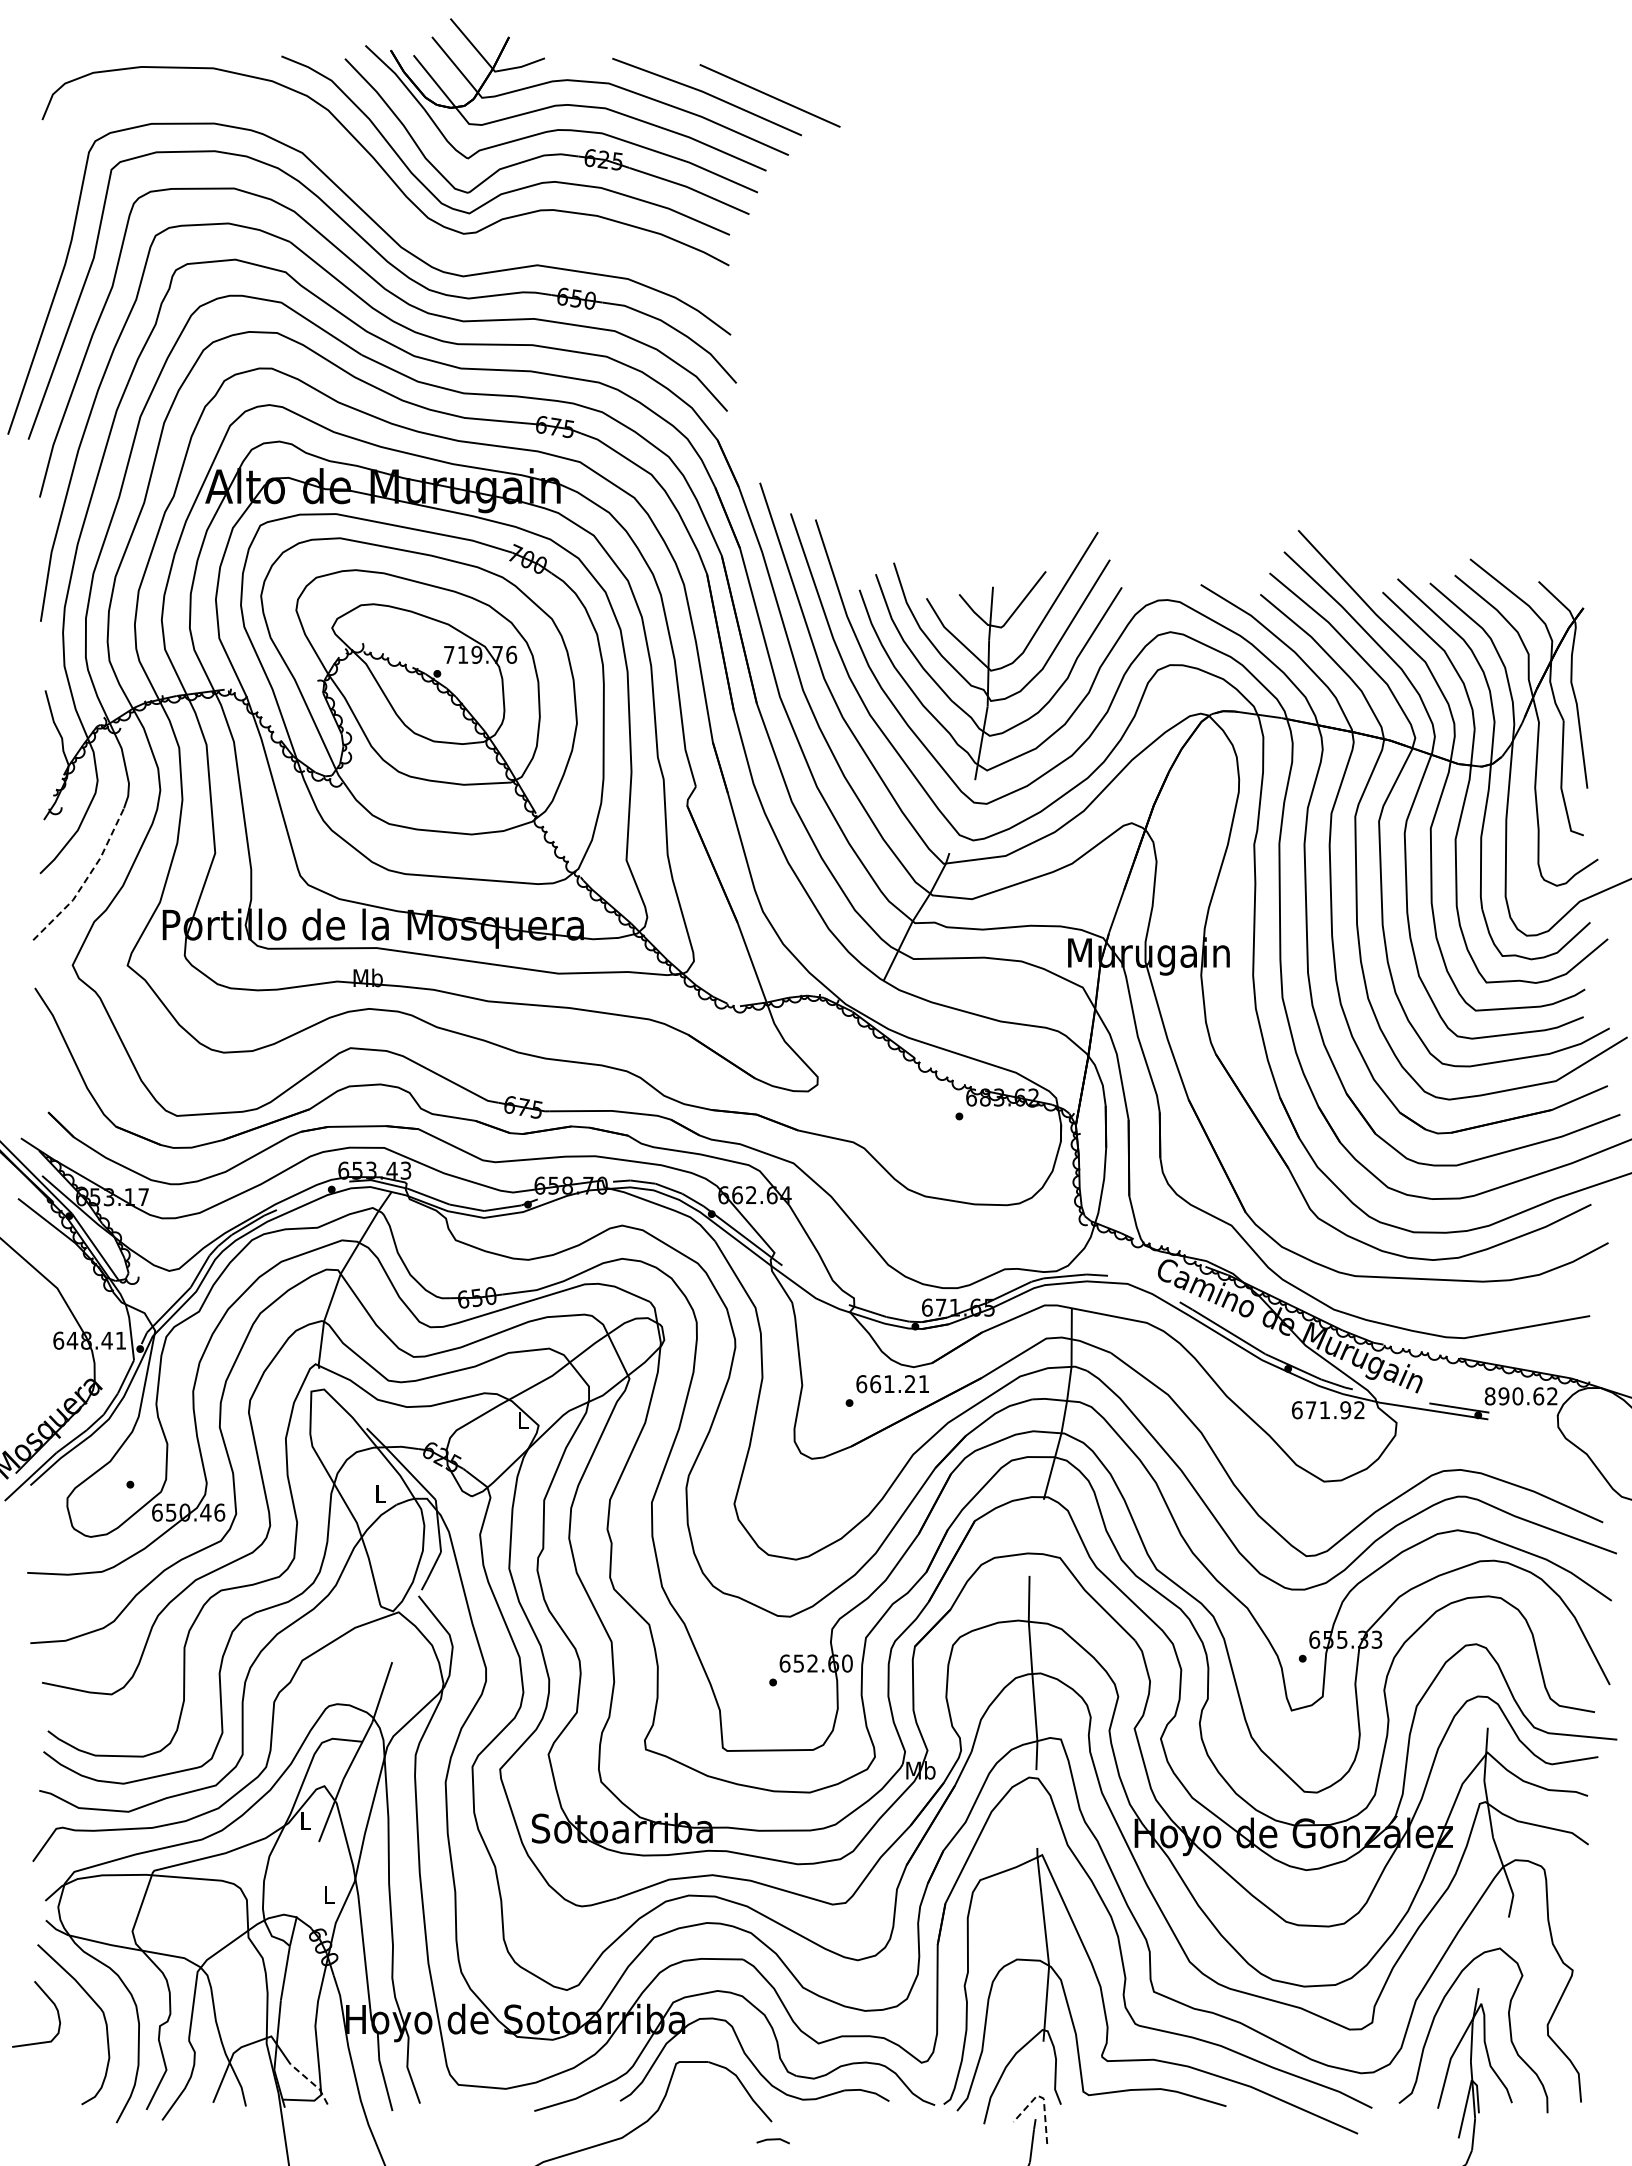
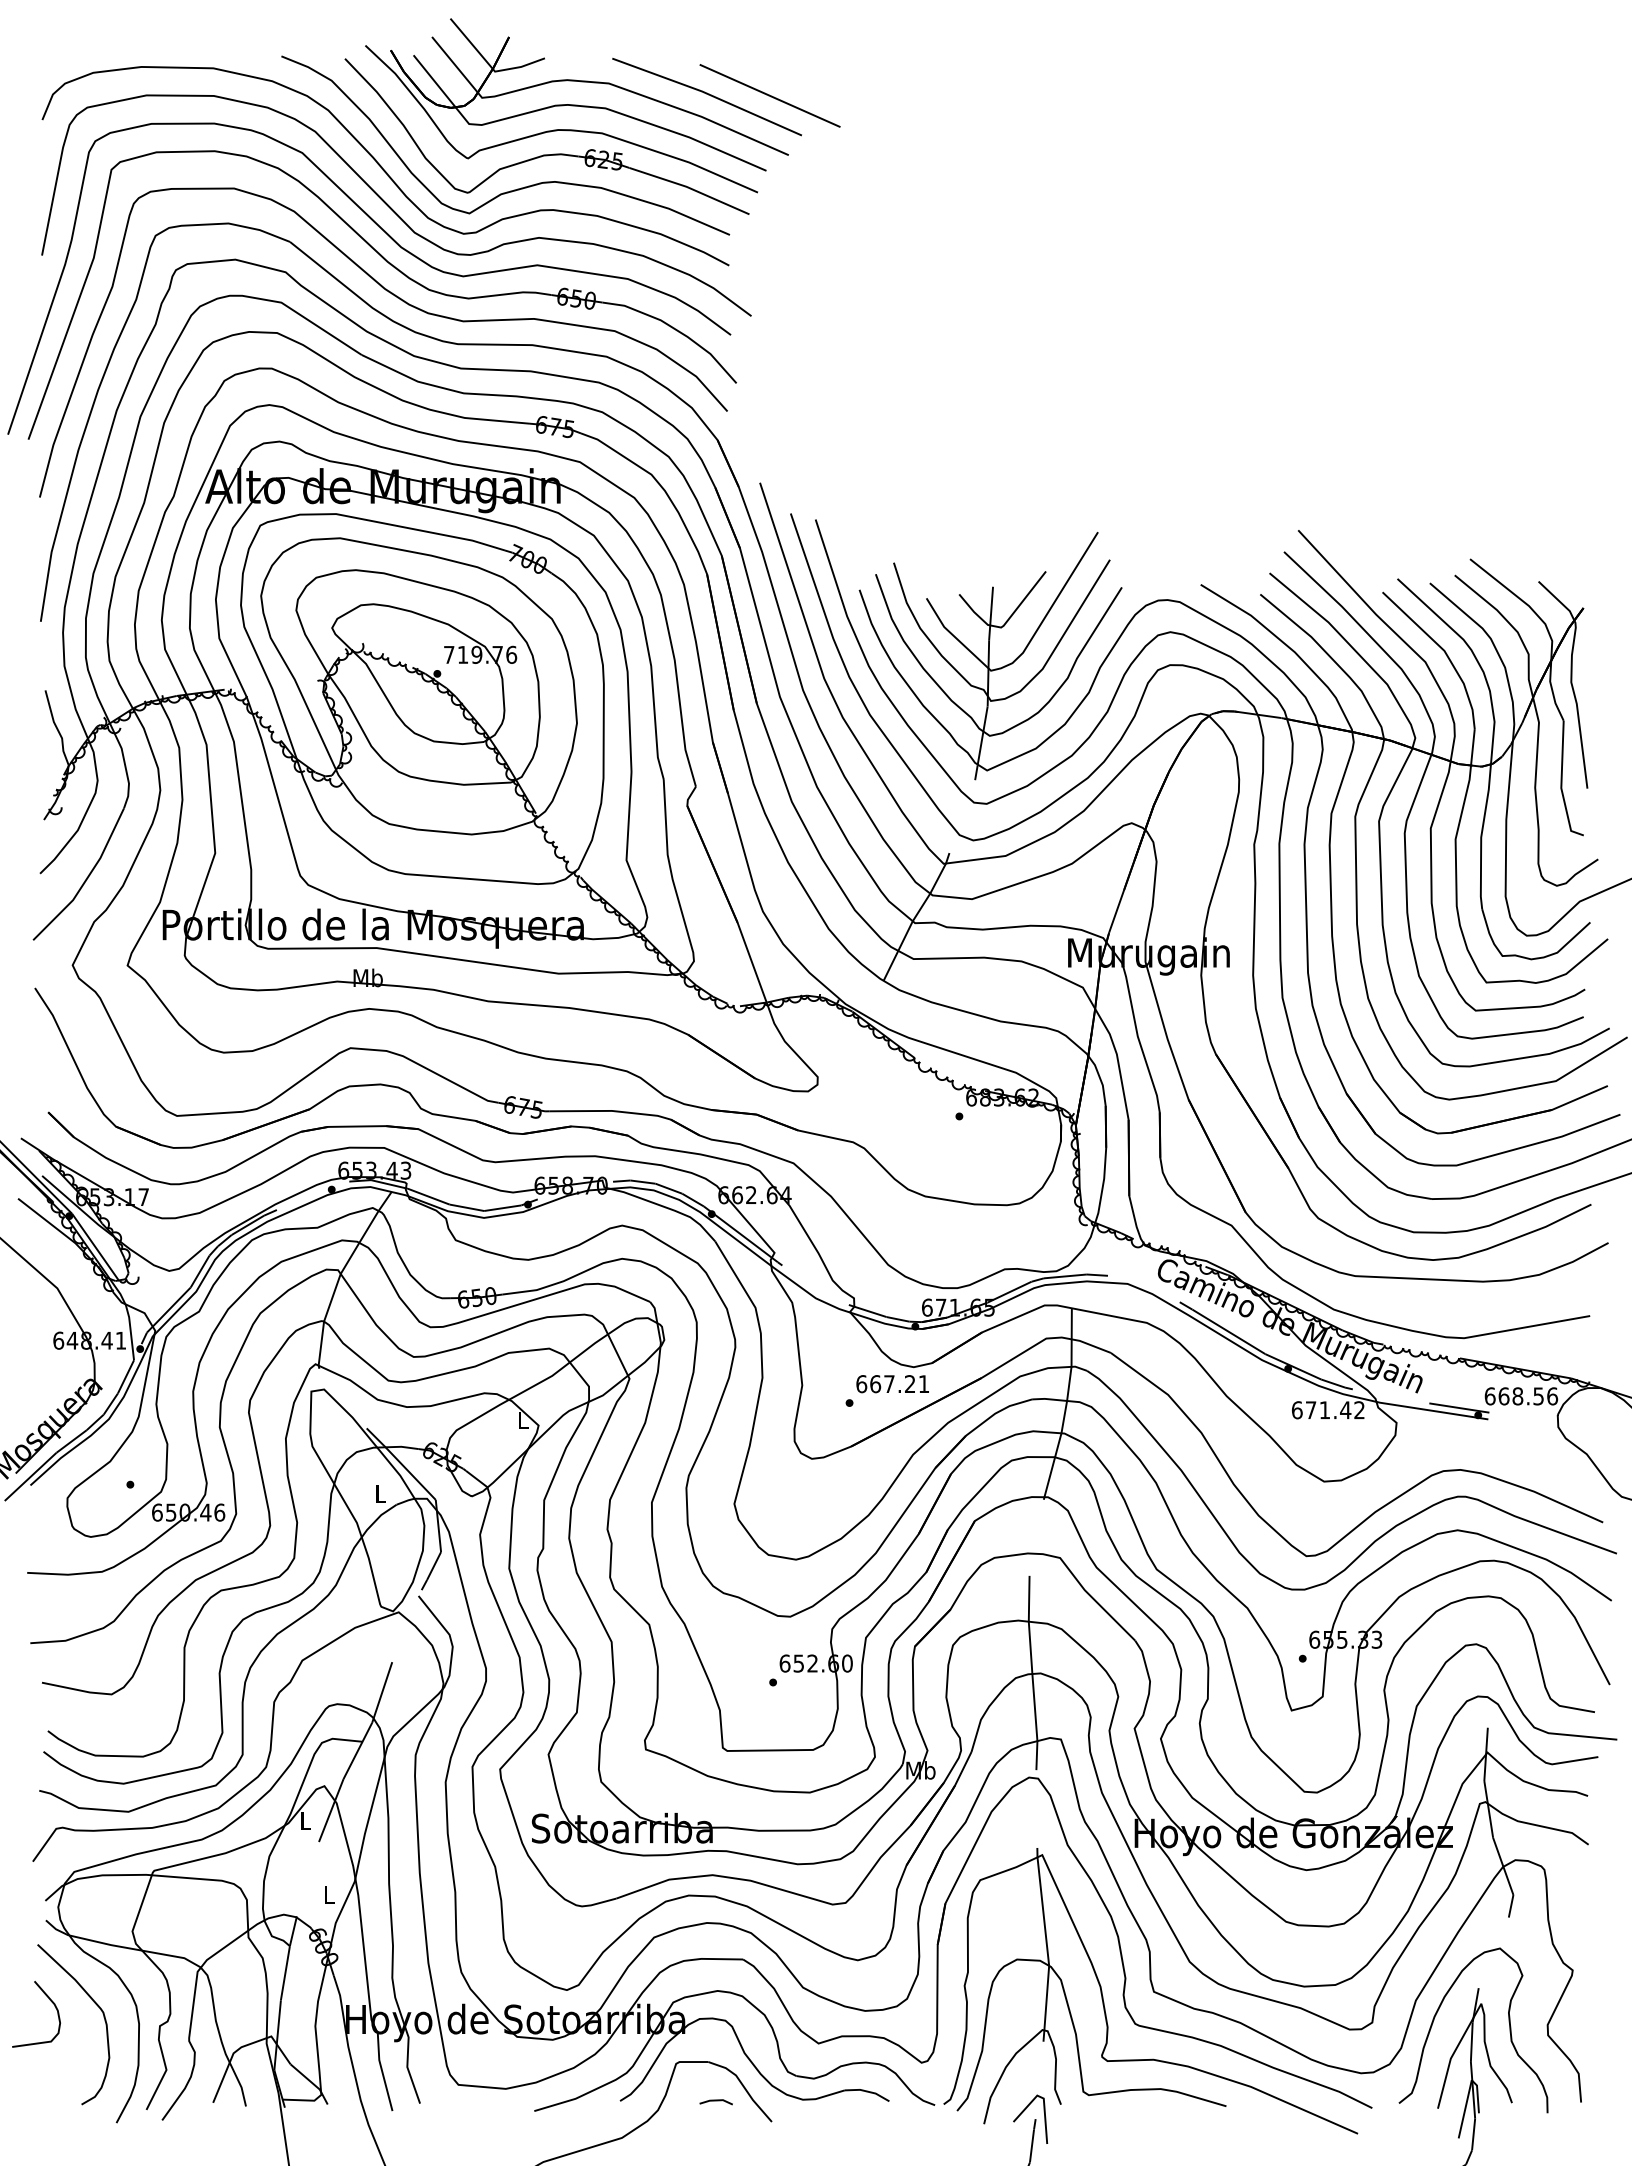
curve: none -> present (392, 208)
line: dashed -> solid (86, 879)
text: 661.21 -> 667.21 (889, 1383)
text: 890.62 -> 668.56 (1521, 1396)
text: 671.92 -> 671.42 (1345, 1410)
line: dashed -> solid (311, 2082)
line: dashed -> solid (1043, 2098)
line position: (772, 2140) -> (715, 2101) (715, 2101)
